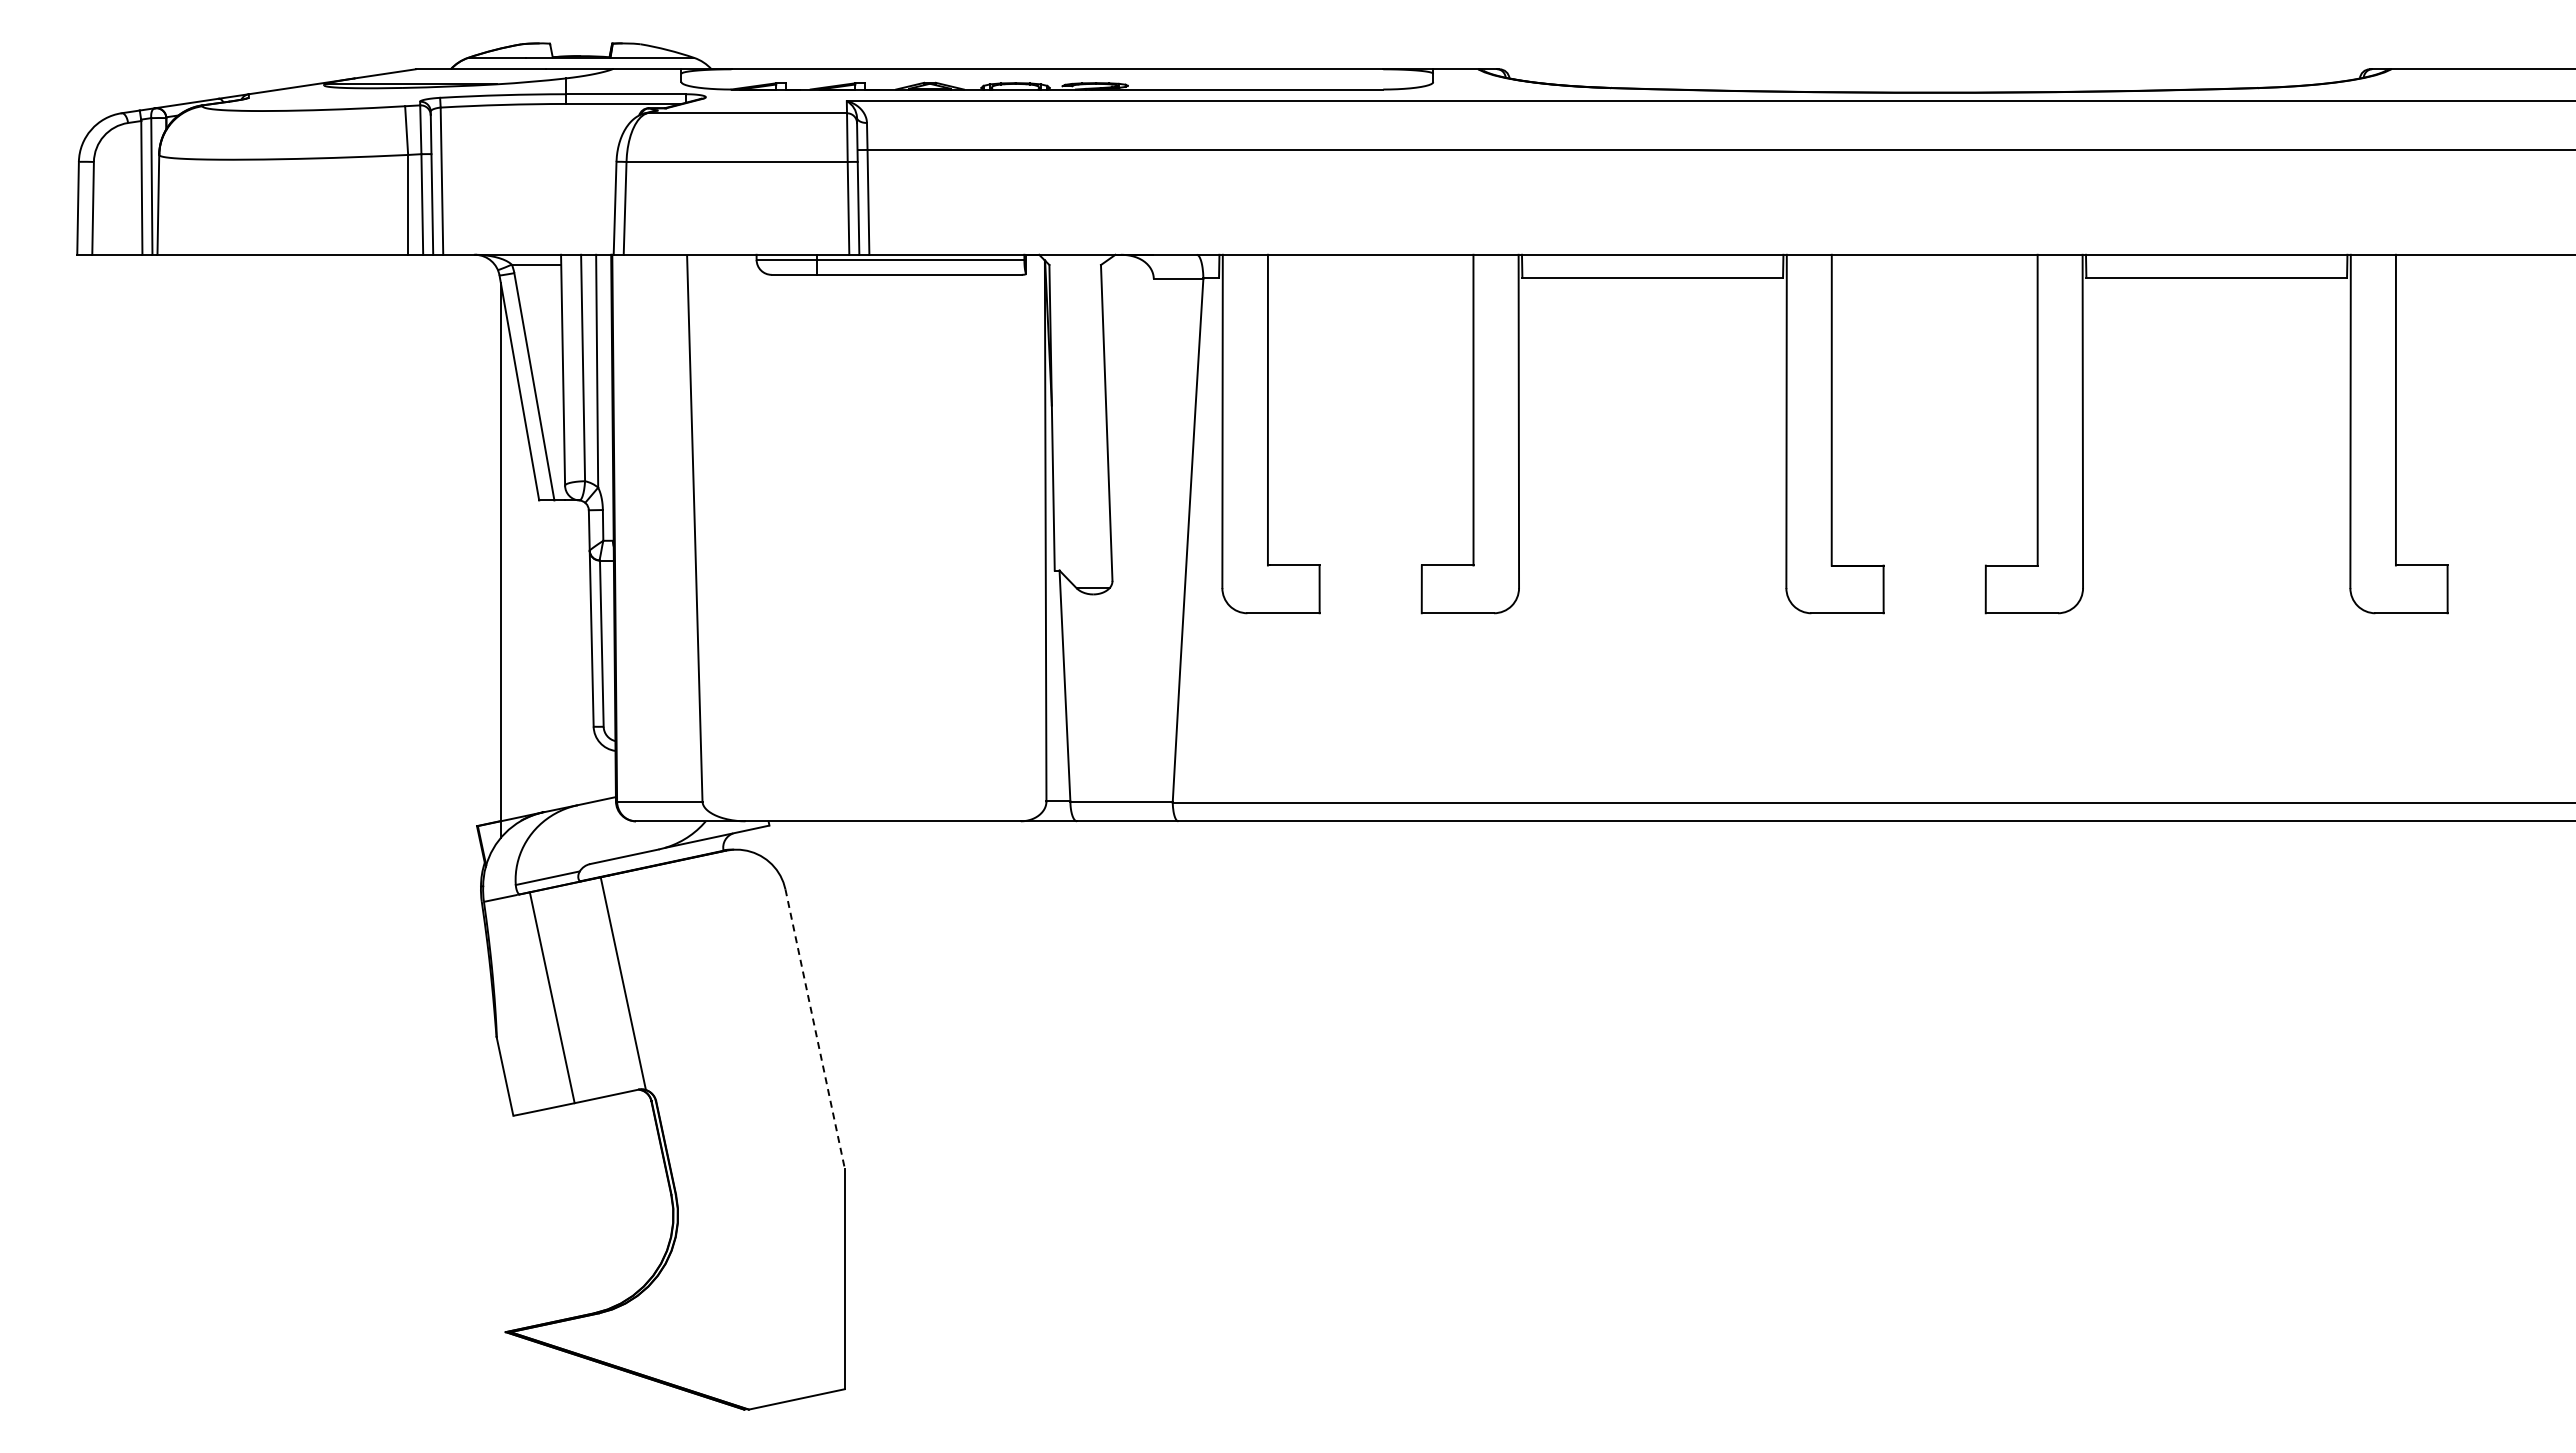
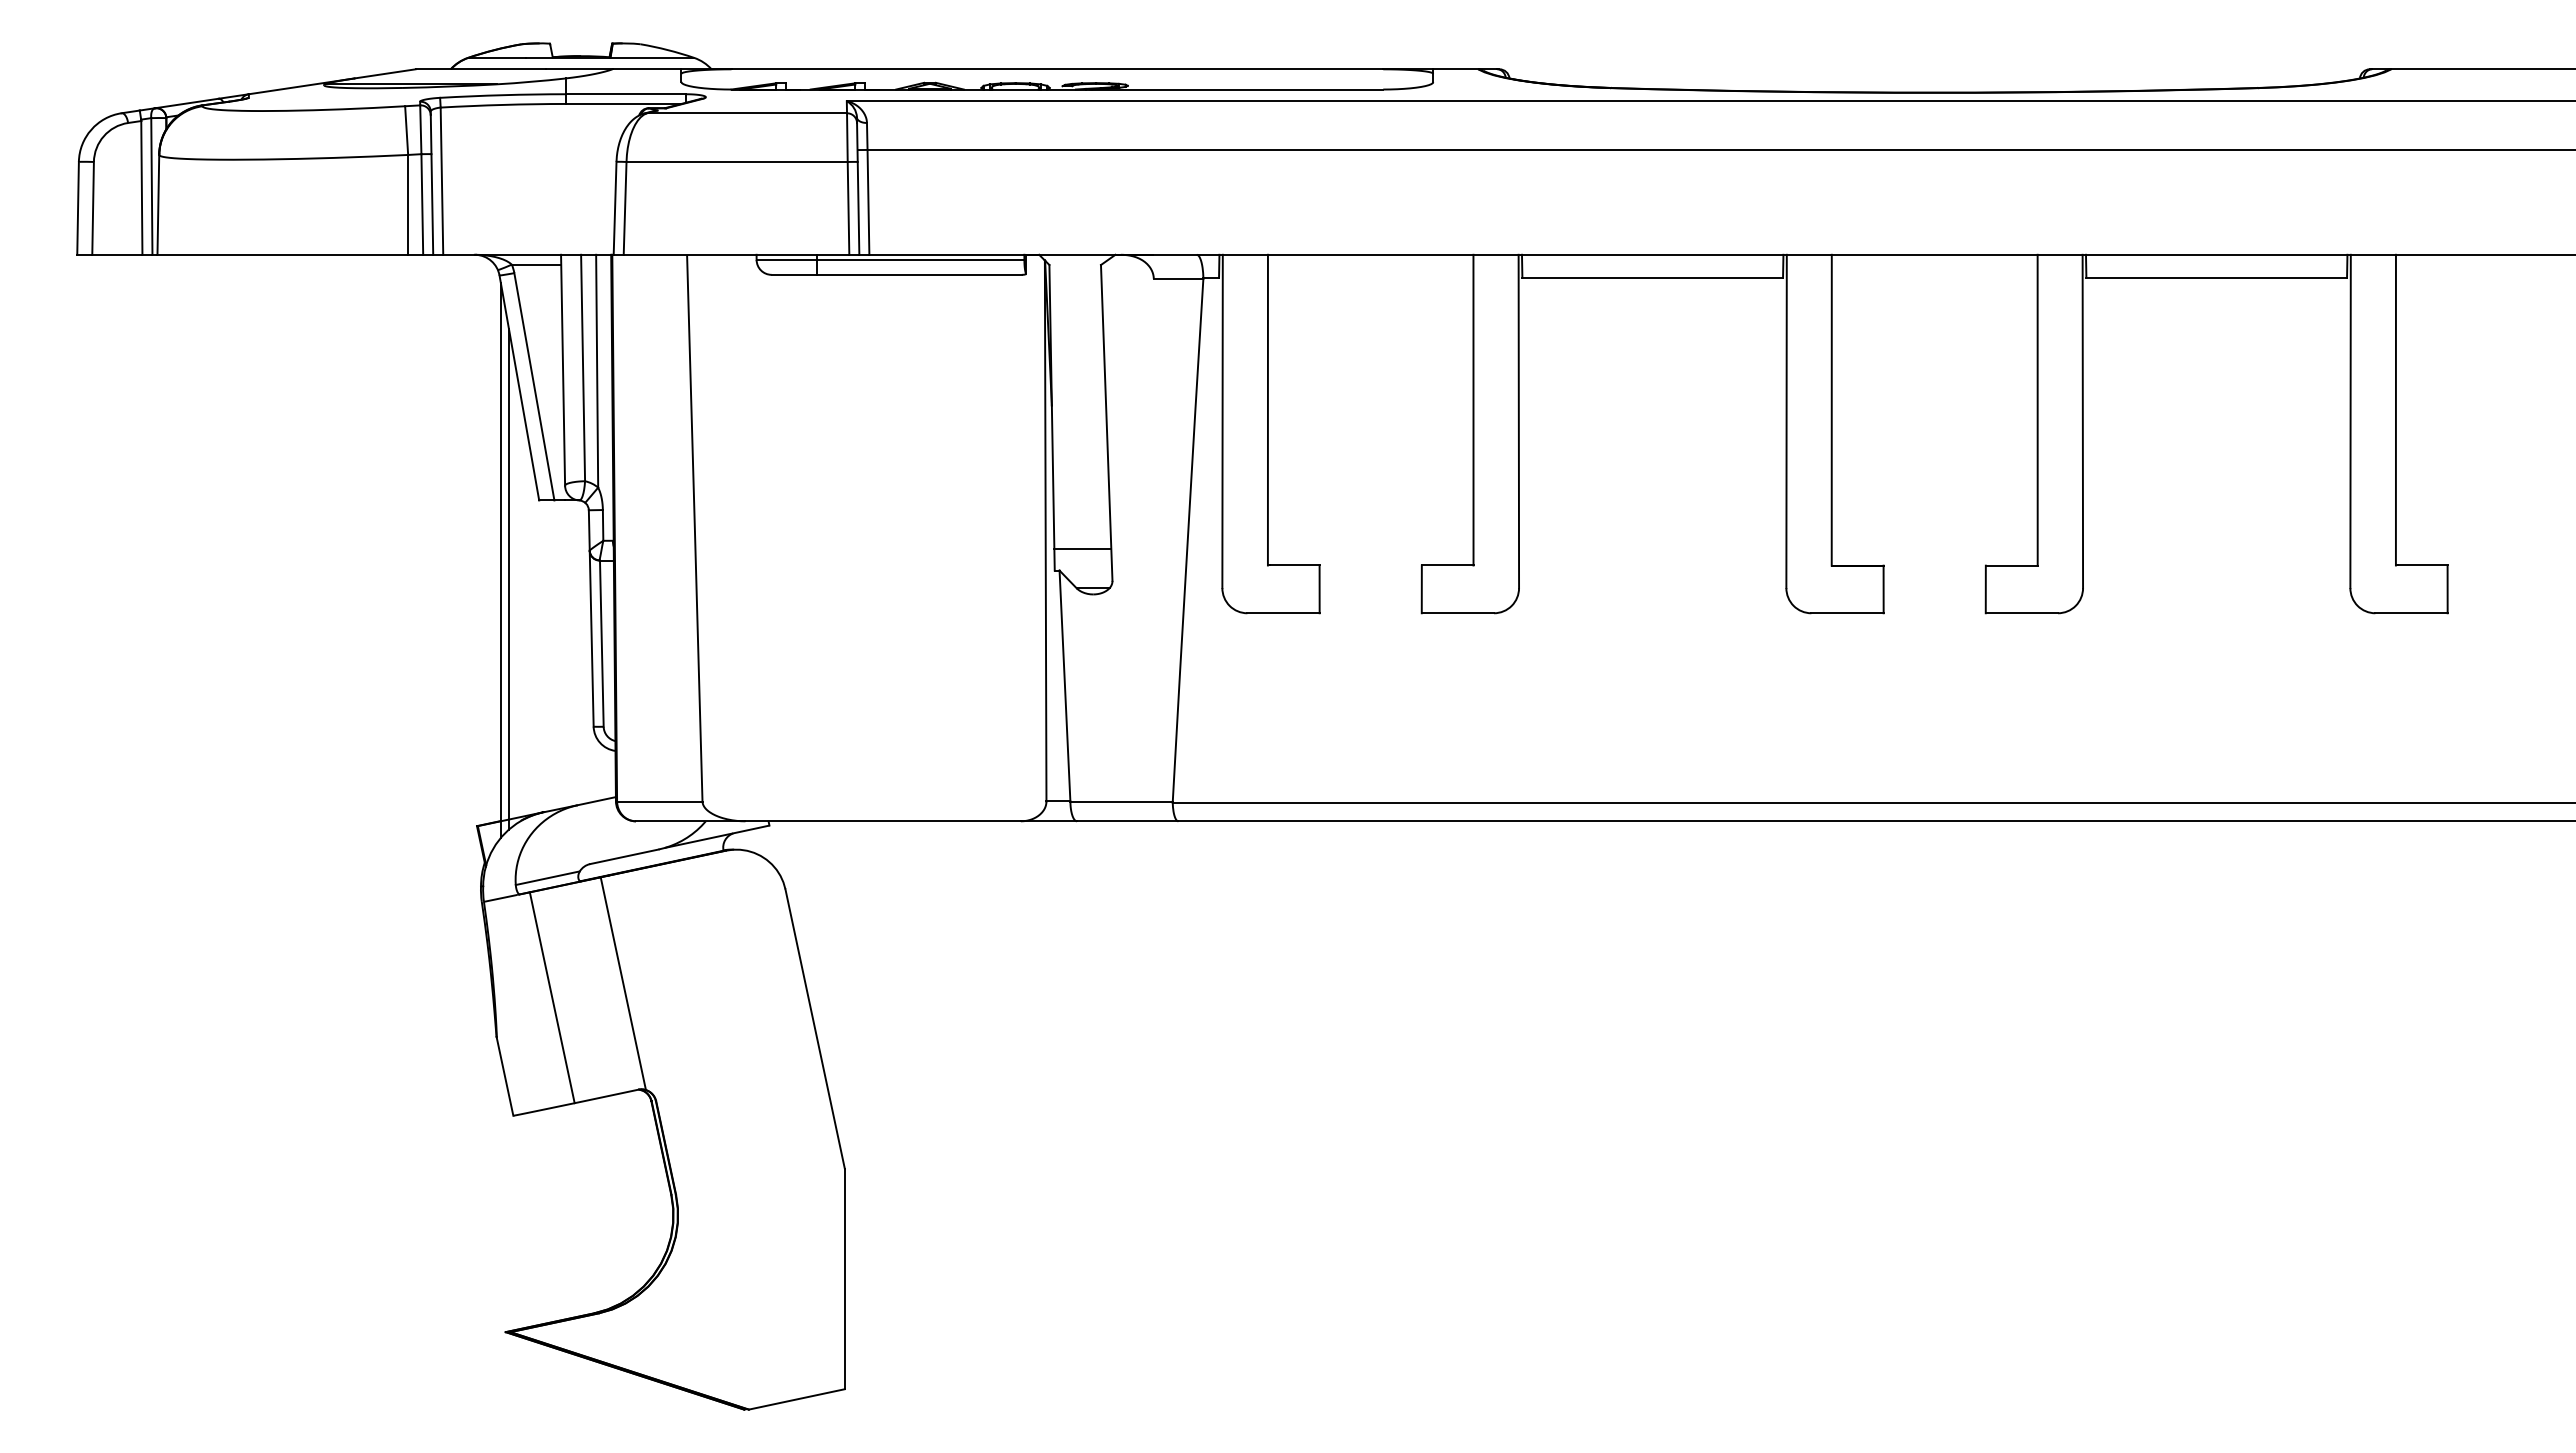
line: none -> present (1082, 549)
line: none -> present (508, 578)
line: dashed -> solid (815, 1029)
